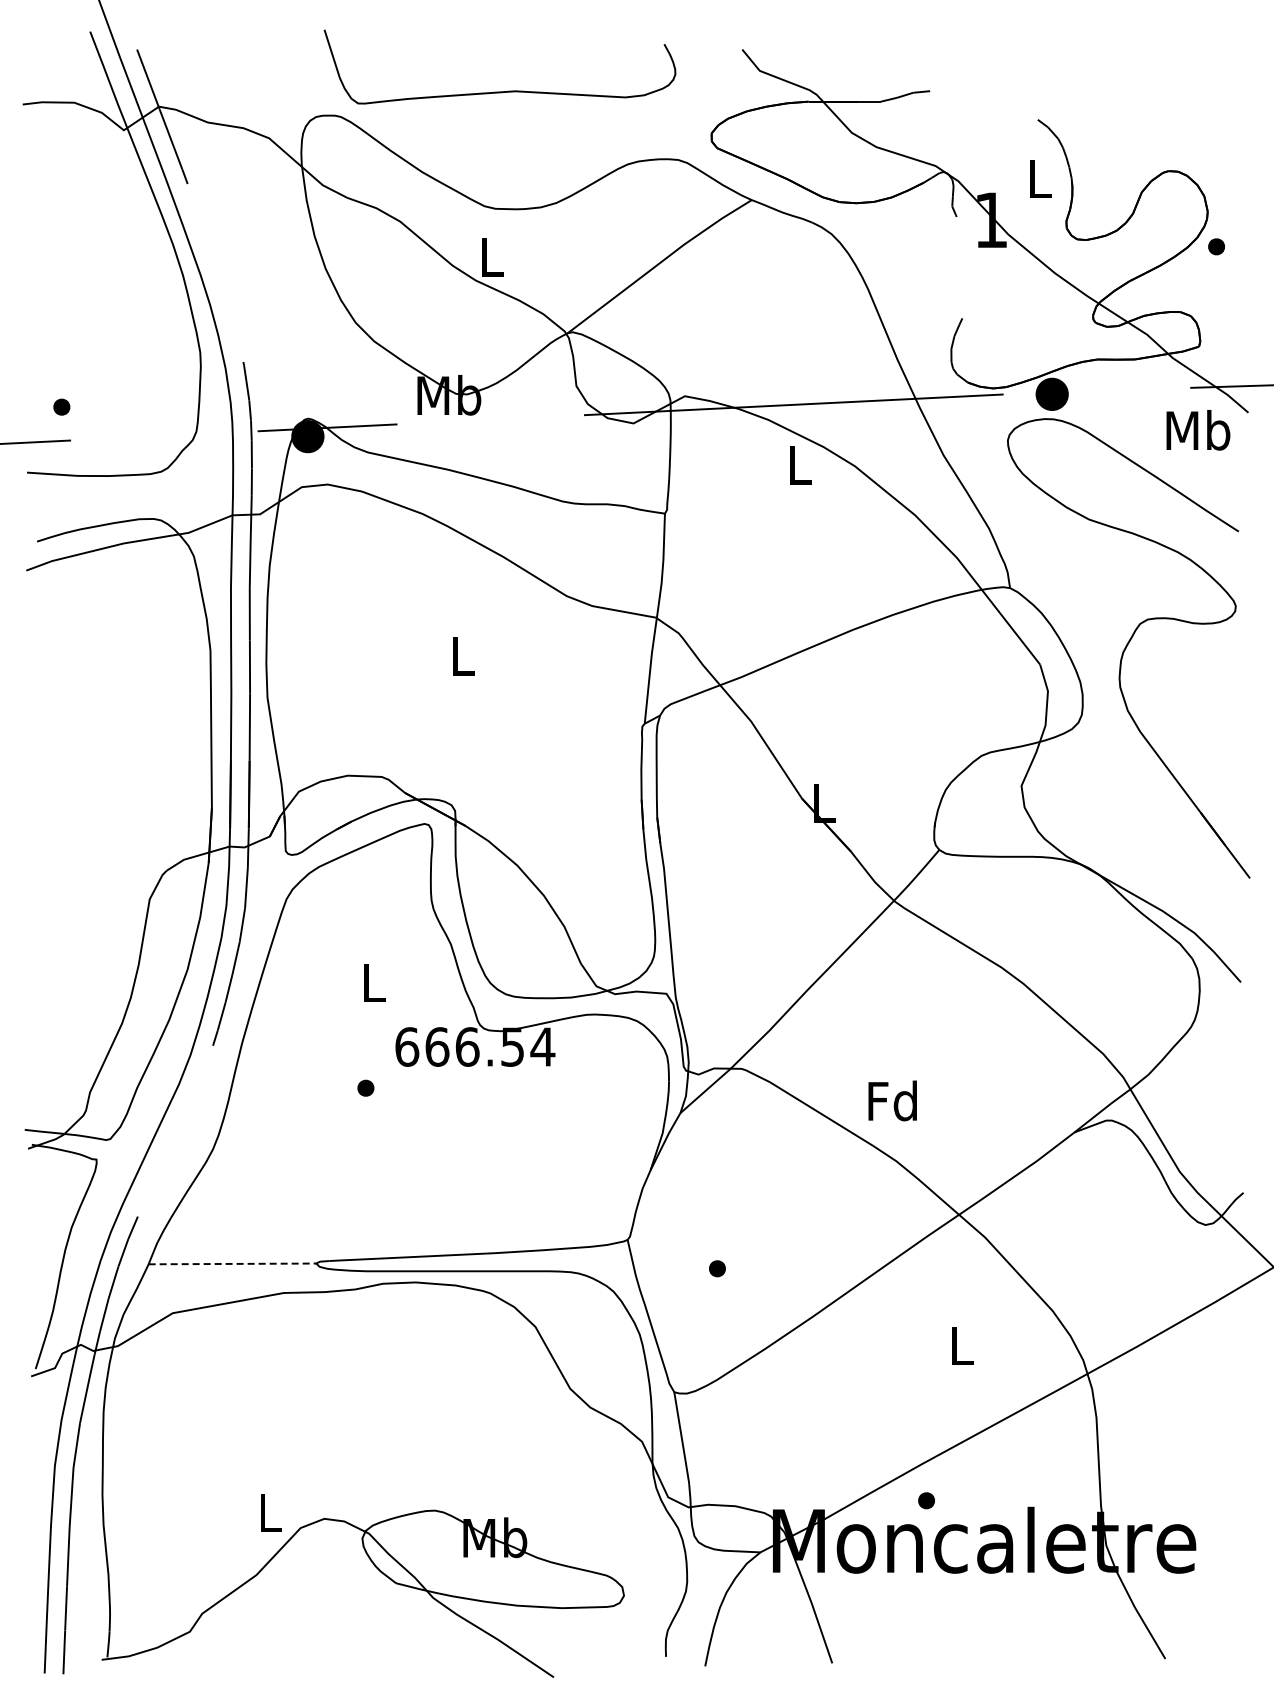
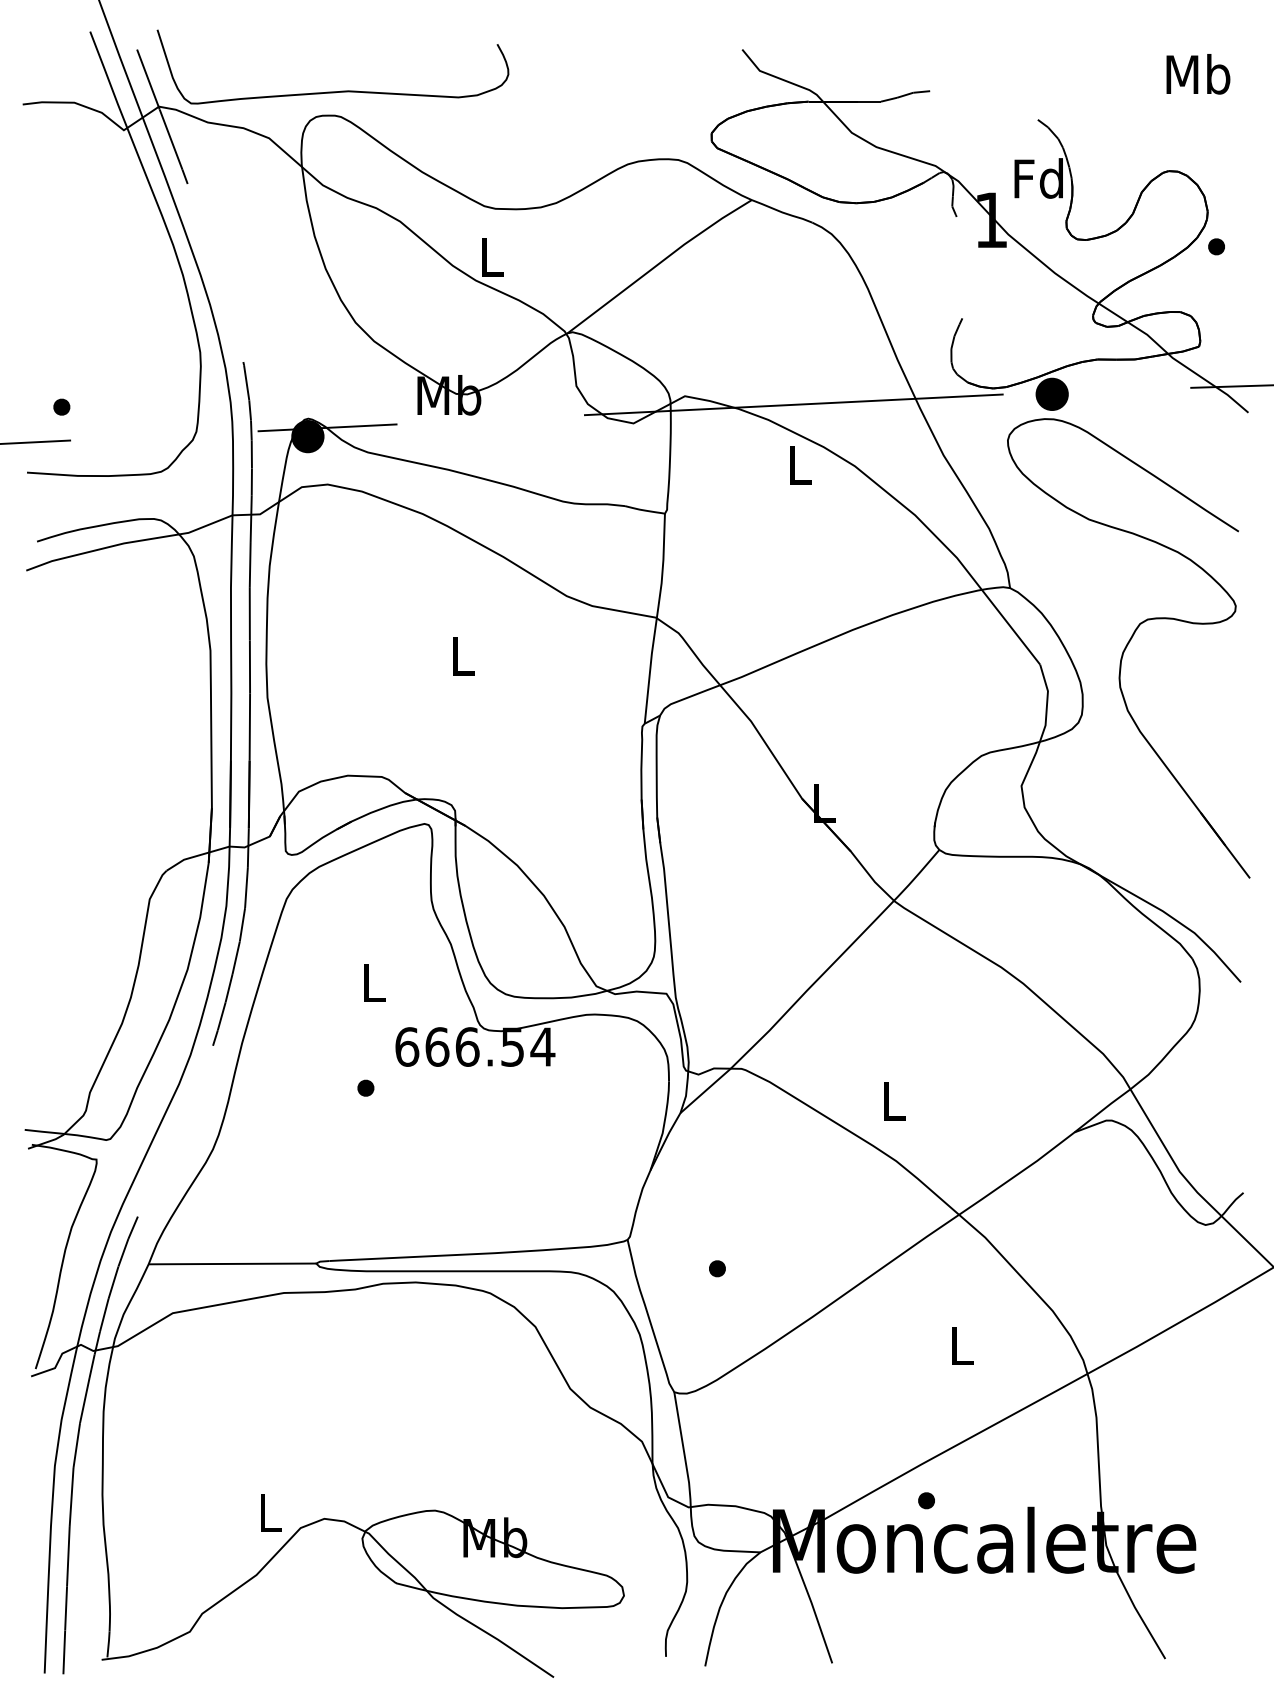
curve position: (499, 91) -> (332, 91) (332, 91)
text: L -> Fd (1038, 178)
text position: (1198, 430) -> (1198, 74) (1198, 74)
text: Fd -> L (892, 1100)
line: dashed -> solid (232, 1263)
